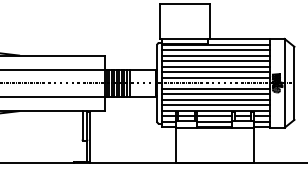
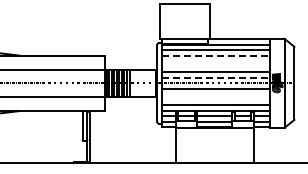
line: solid -> dashed (216, 55)
line: present -> none (215, 61)
line: present -> none (215, 66)
line: solid -> dashed (216, 77)
line: present -> none (215, 94)
line: present -> none (215, 99)
